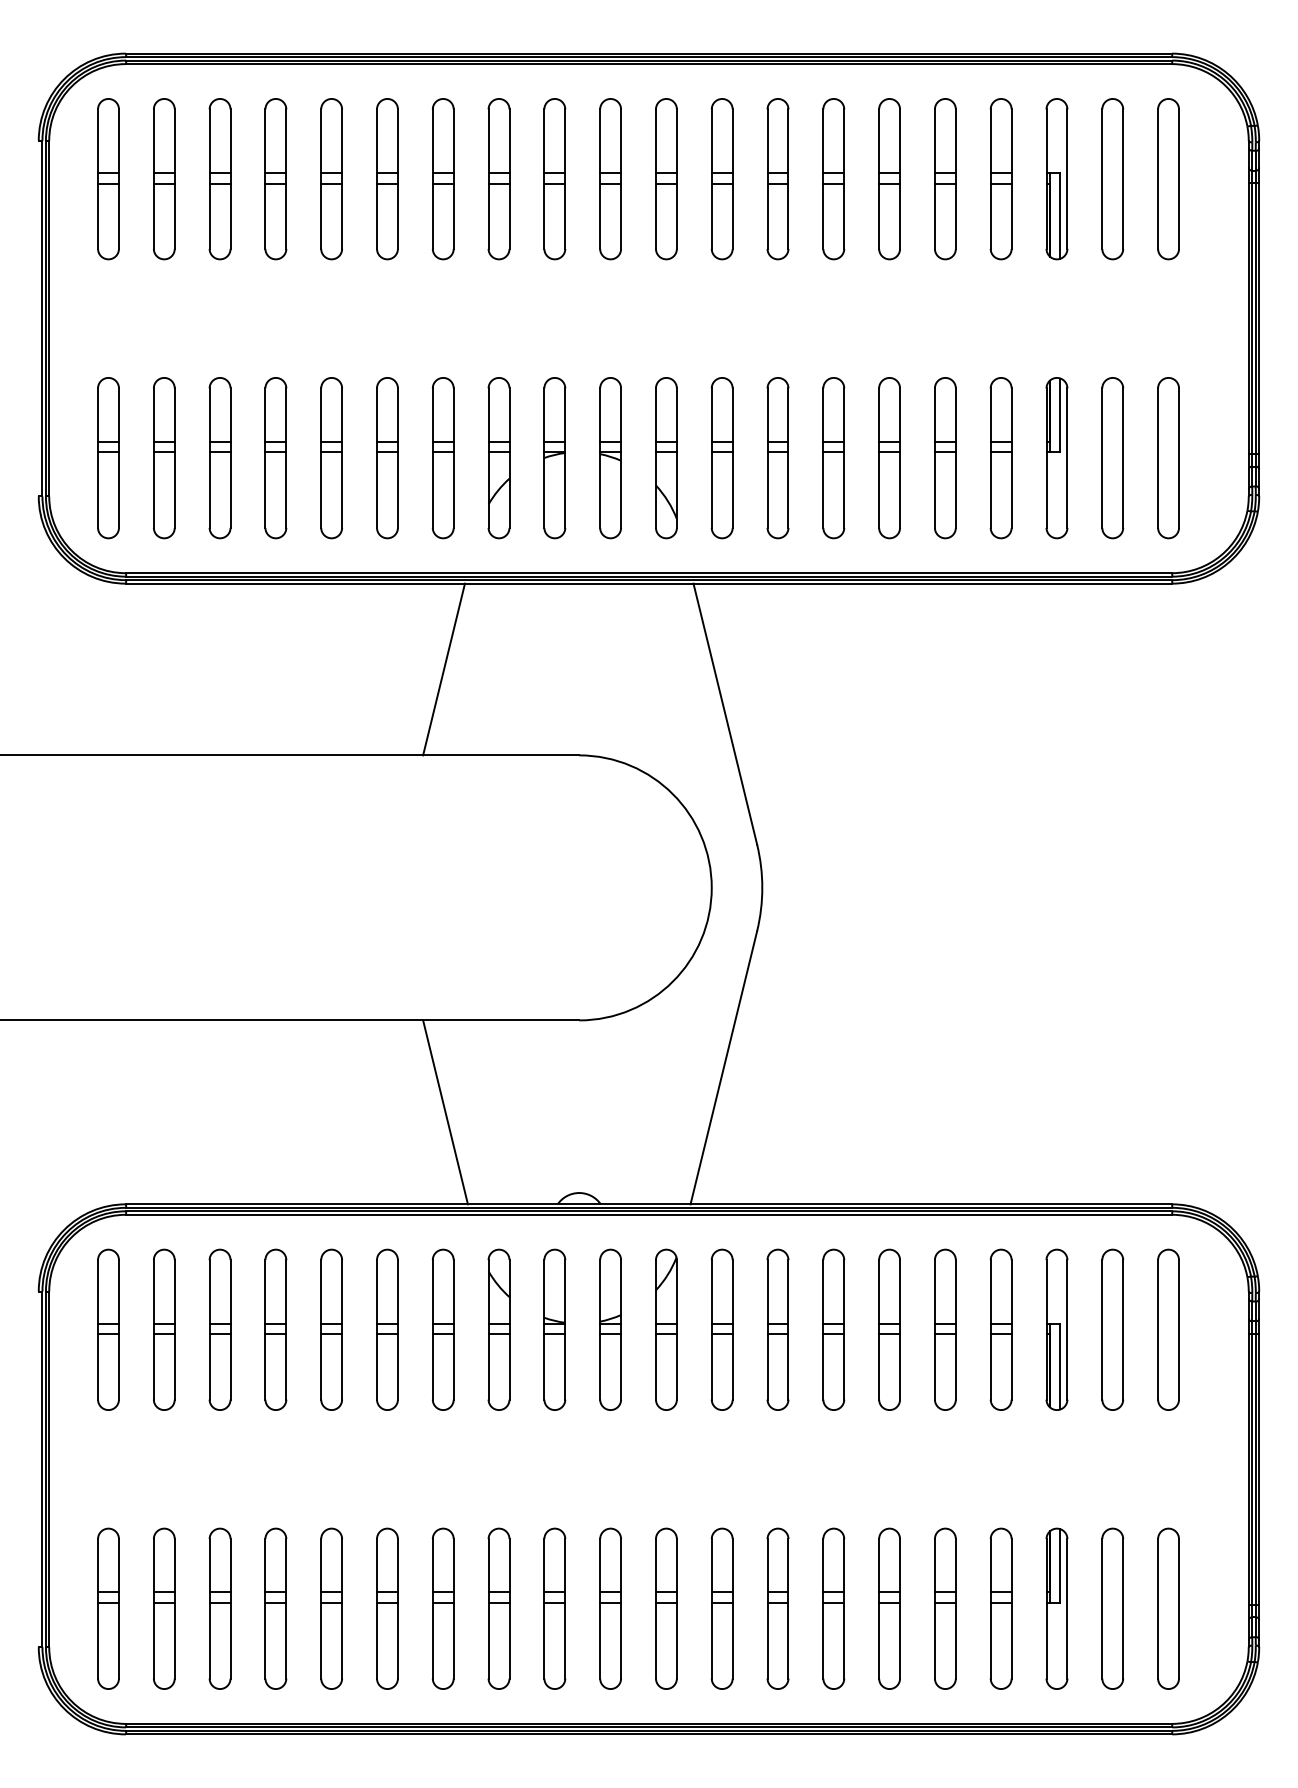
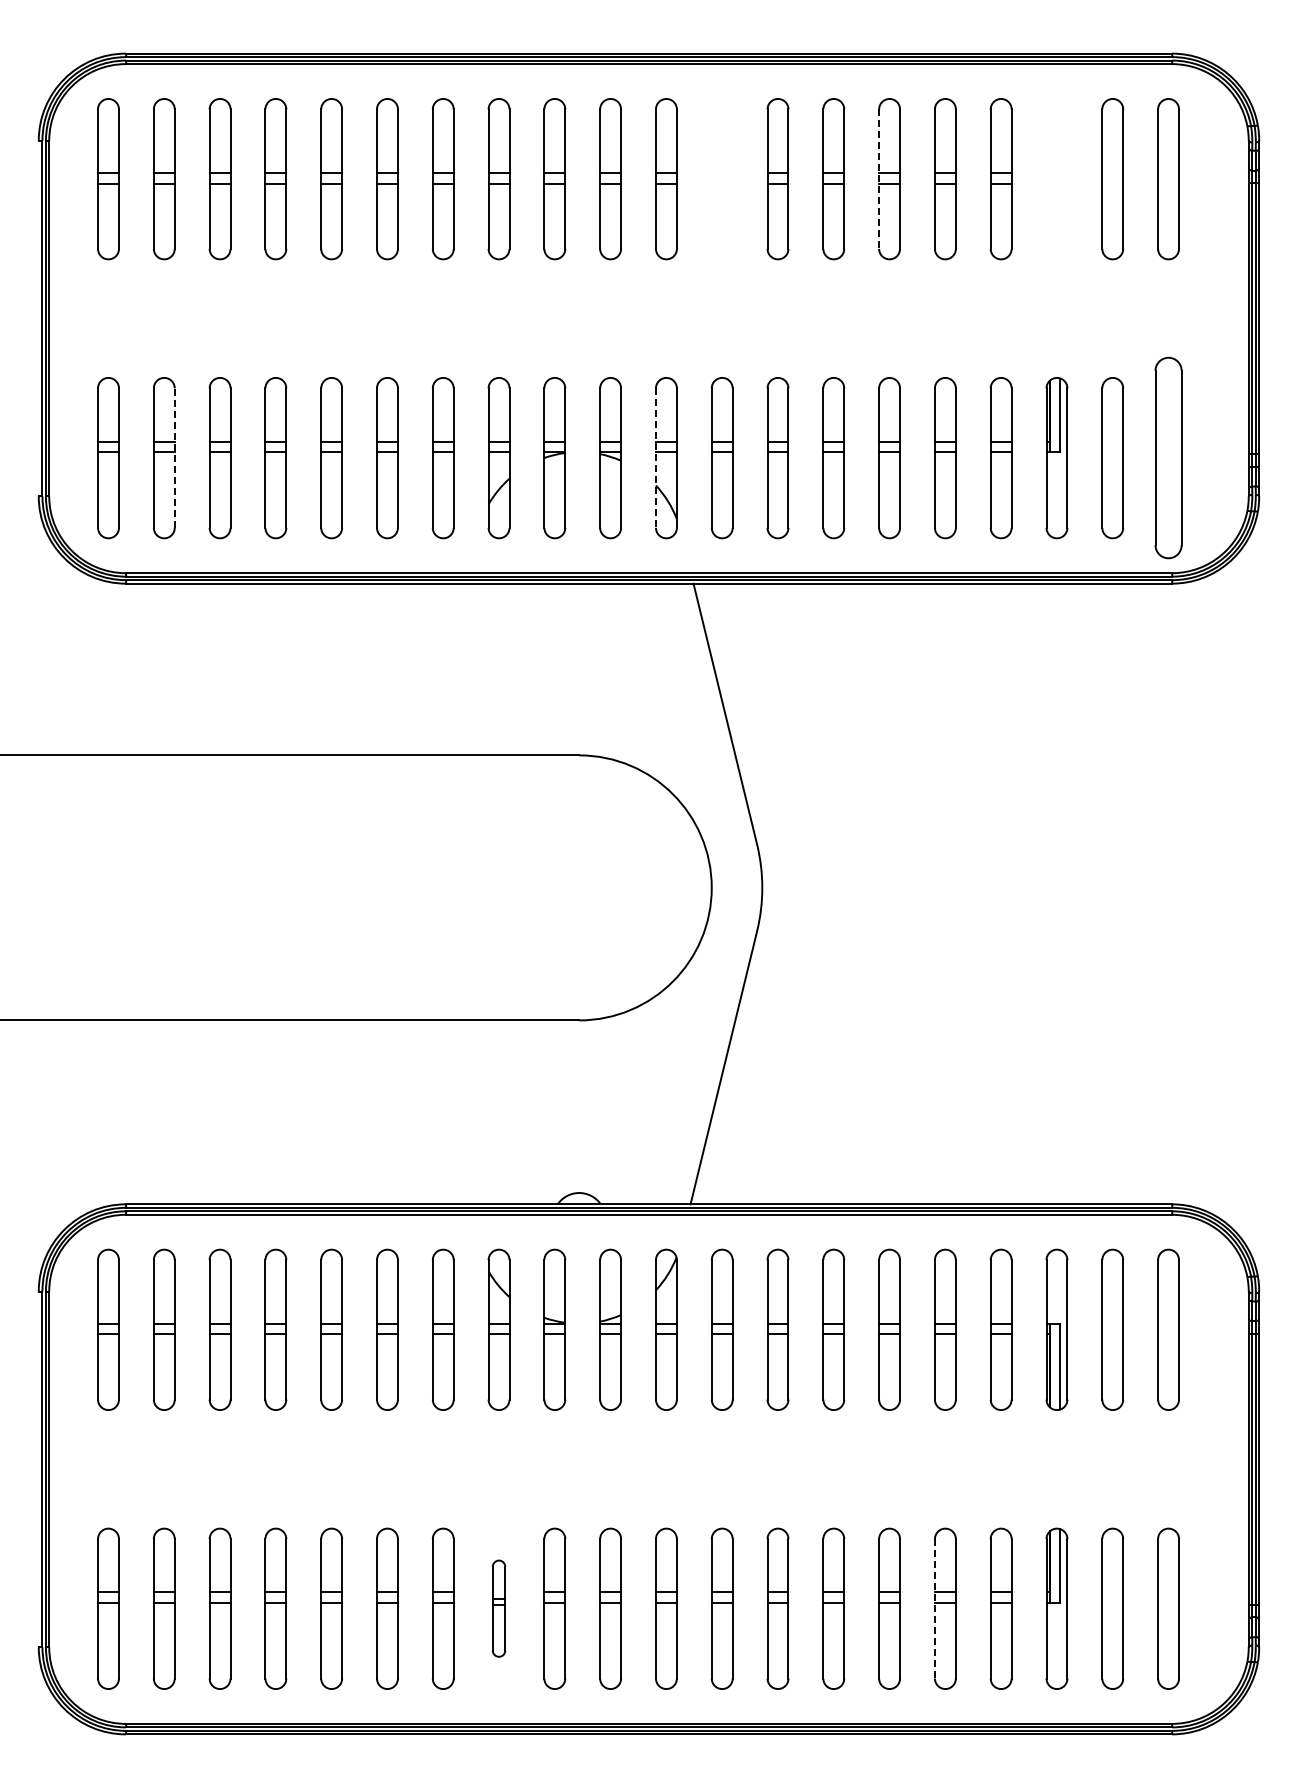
part: present -> none (721, 179)
line: solid -> dashed (879, 179)
part: present -> none (1056, 179)
line: solid -> dashed (174, 458)
line: solid -> dashed (655, 458)
part size: 23x163 px -> 29x204 px (1168, 457)
line: present -> none (443, 669)
line: present -> none (445, 1112)
part size: 24x163 px -> 16x99 px (498, 1608)
line: solid -> dashed (934, 1608)
